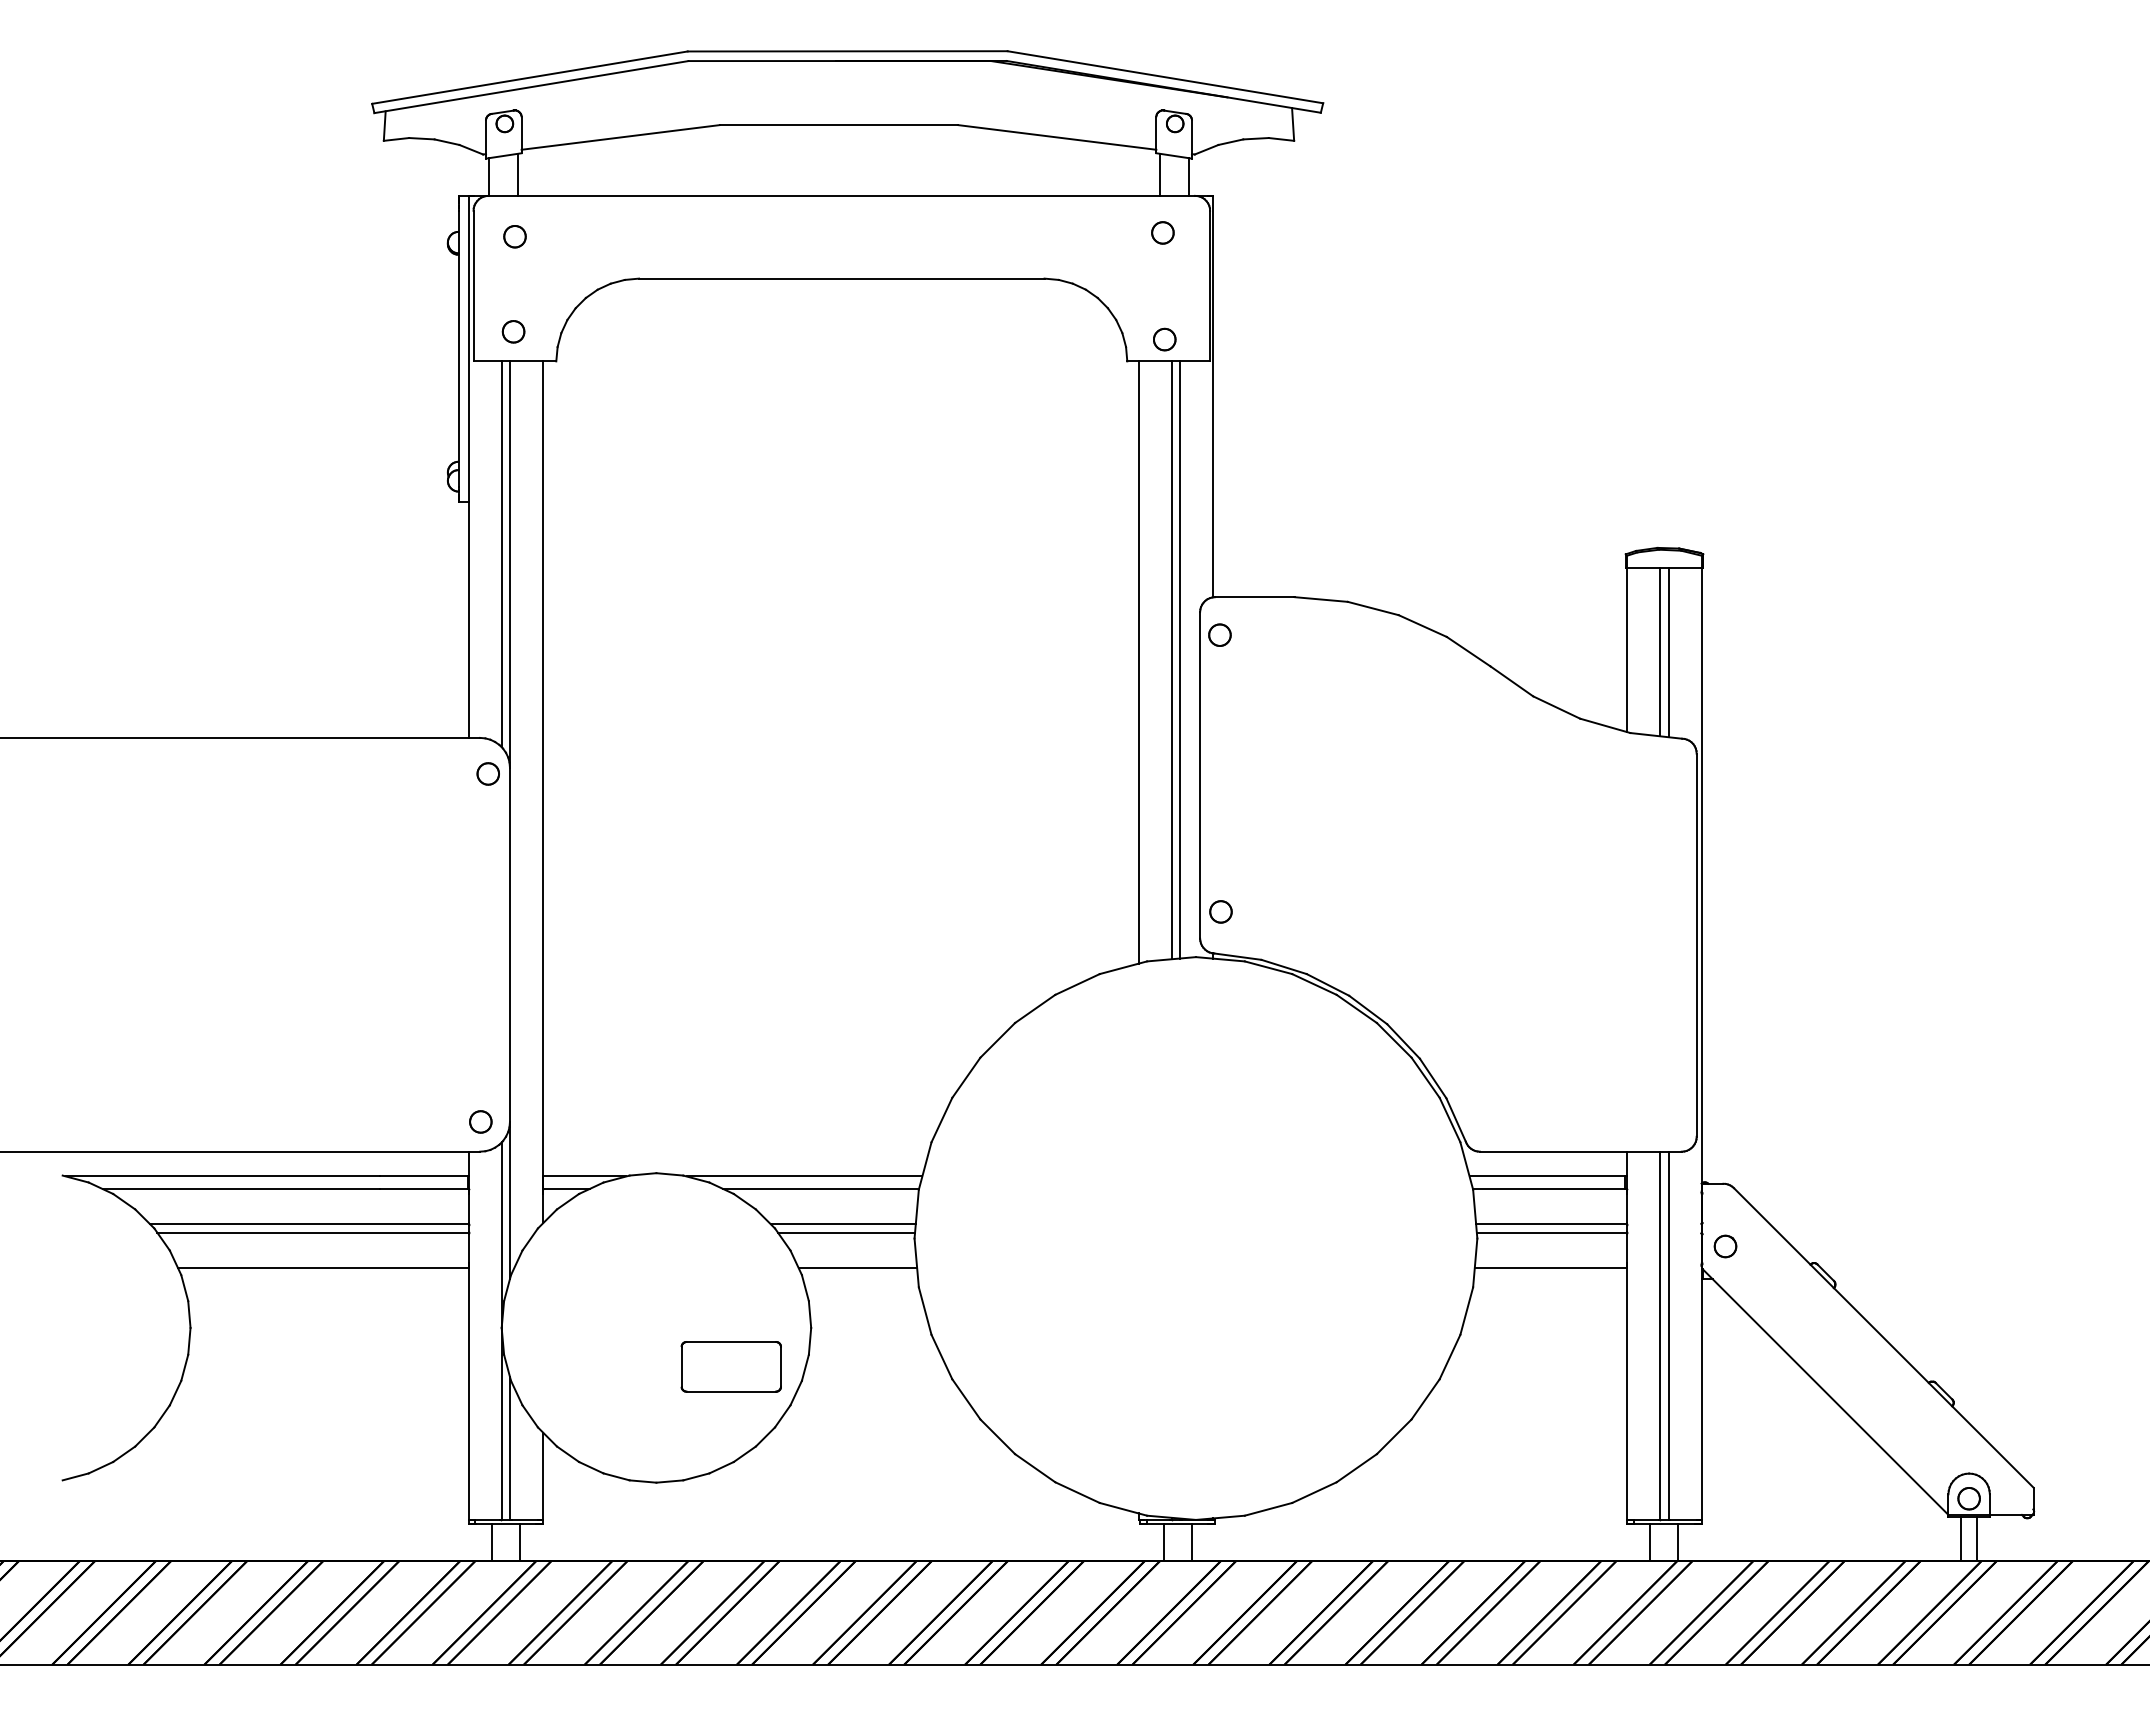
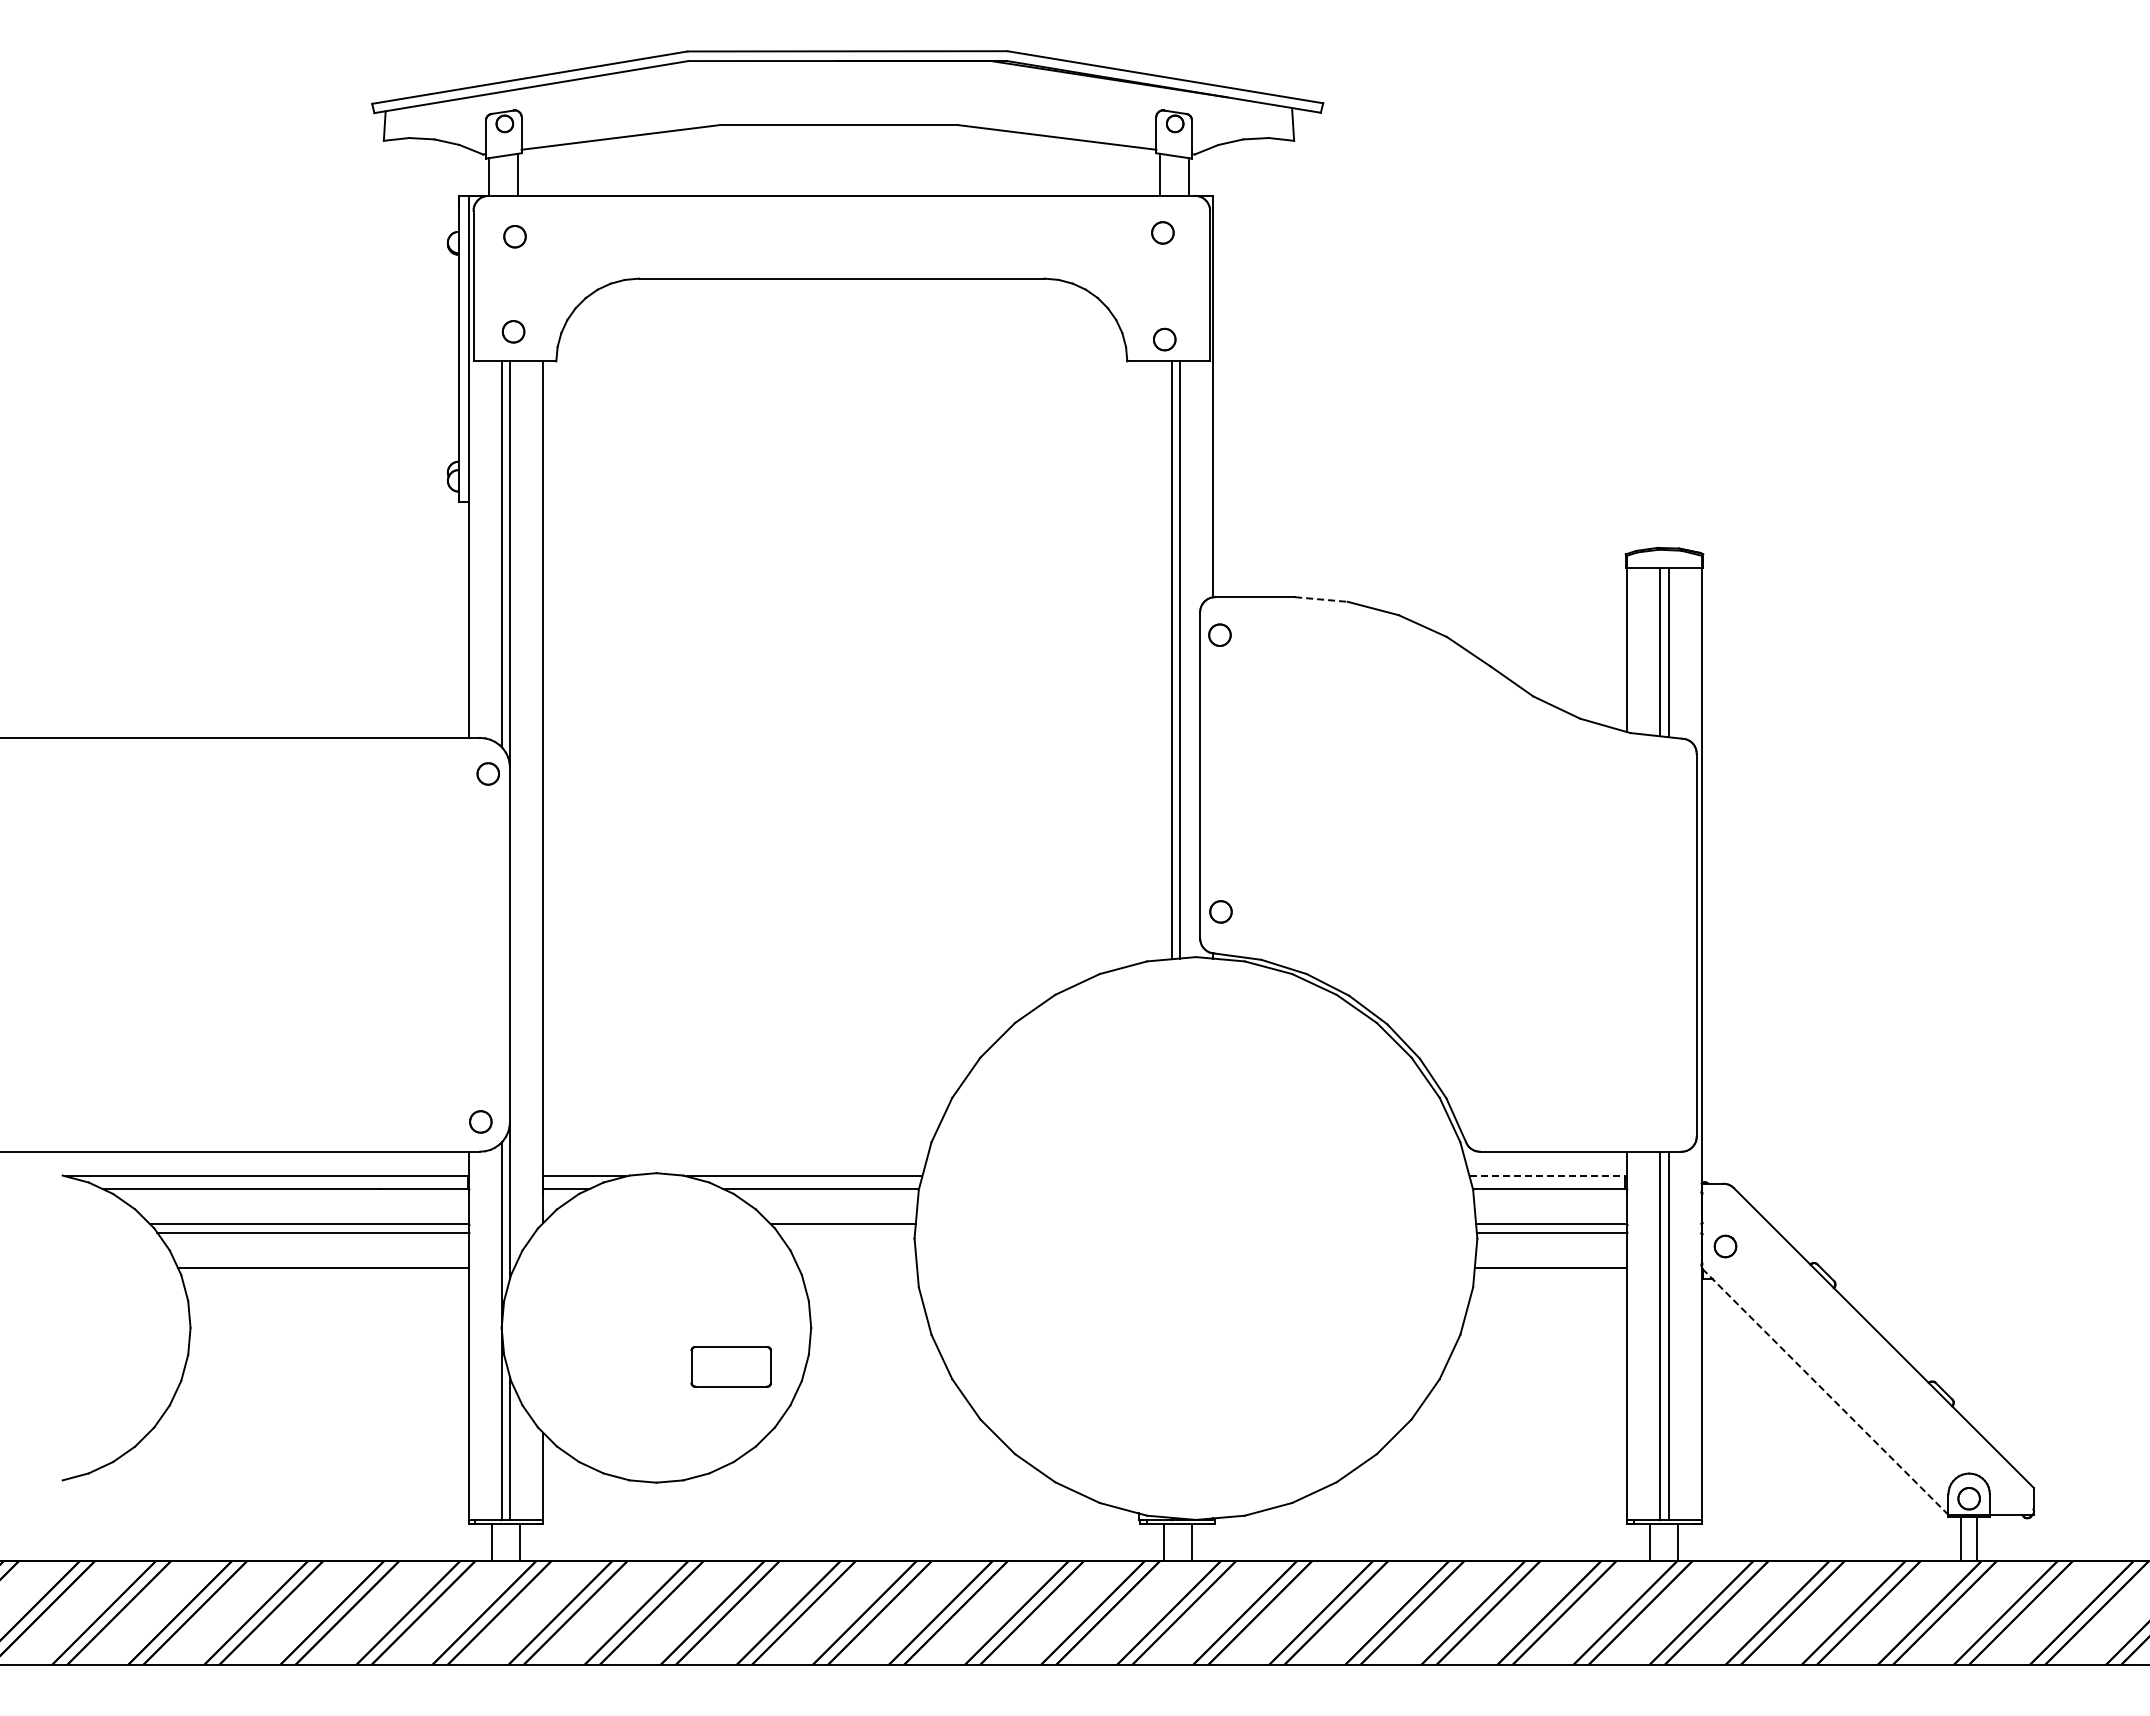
line: solid -> dashed (1321, 599)
line: present -> none (1138, 662)
line: solid -> dashed (1547, 1176)
line: present -> none (846, 1232)
line: present -> none (857, 1268)
part size: 102x52 px -> 82x42 px (730, 1366)
line: solid -> dashed (1825, 1391)
